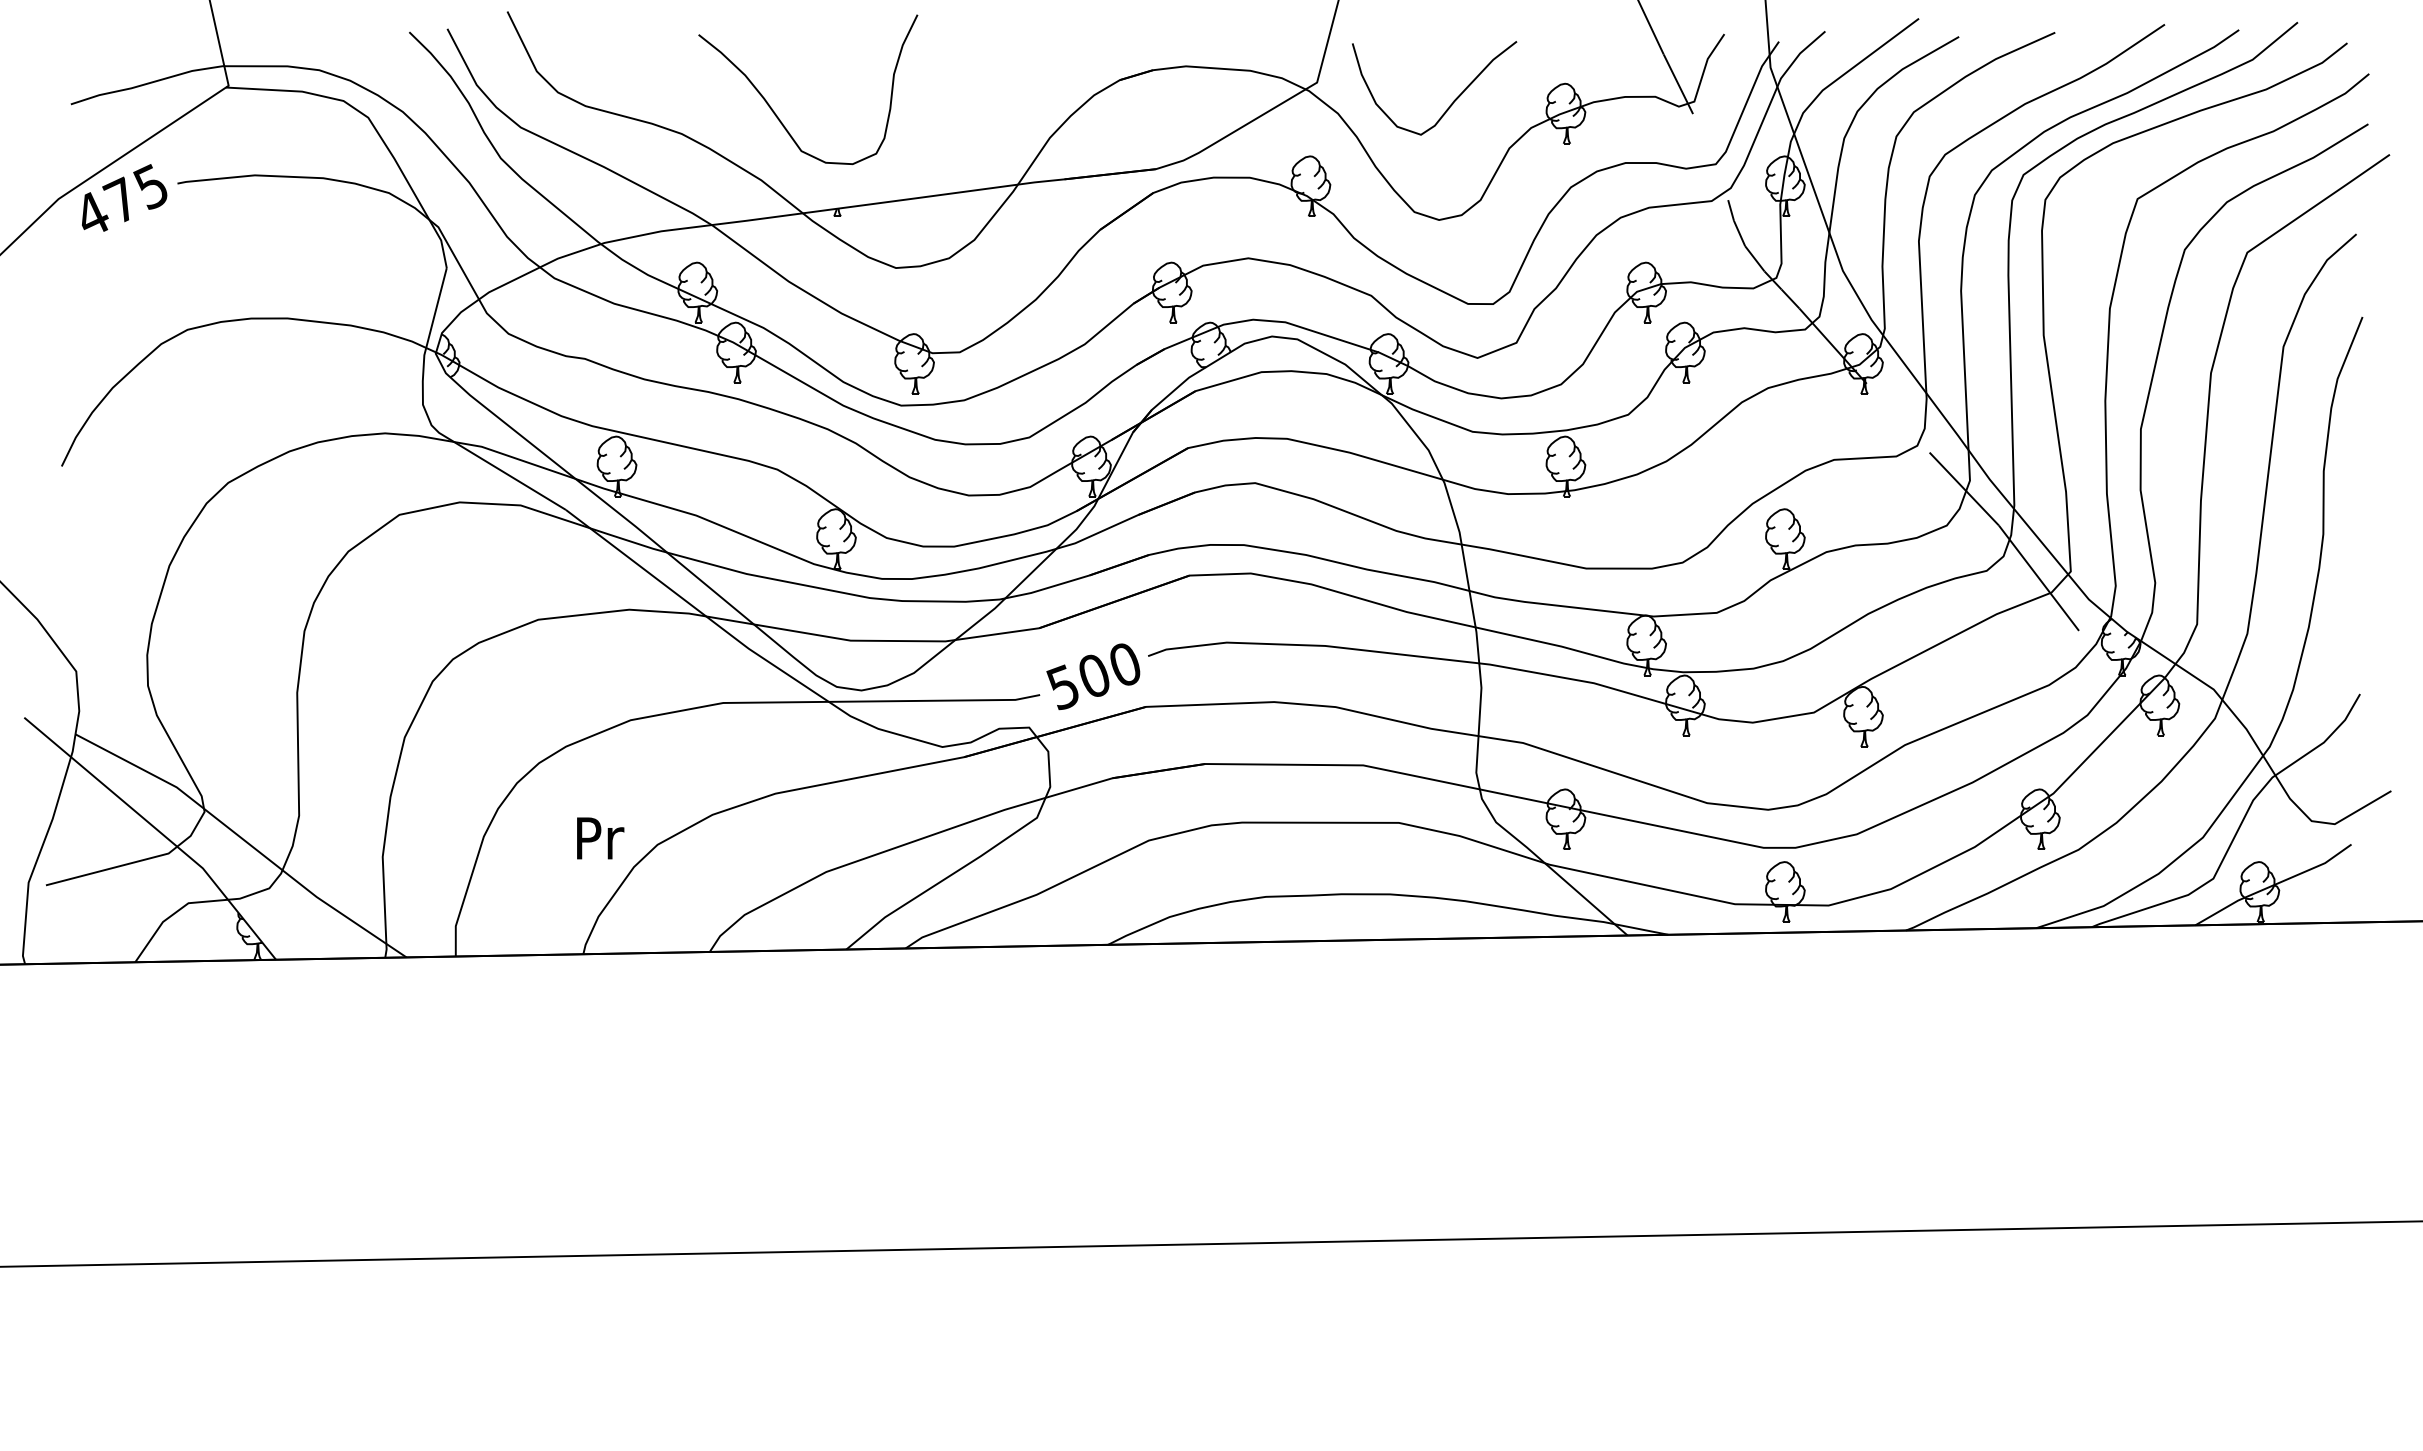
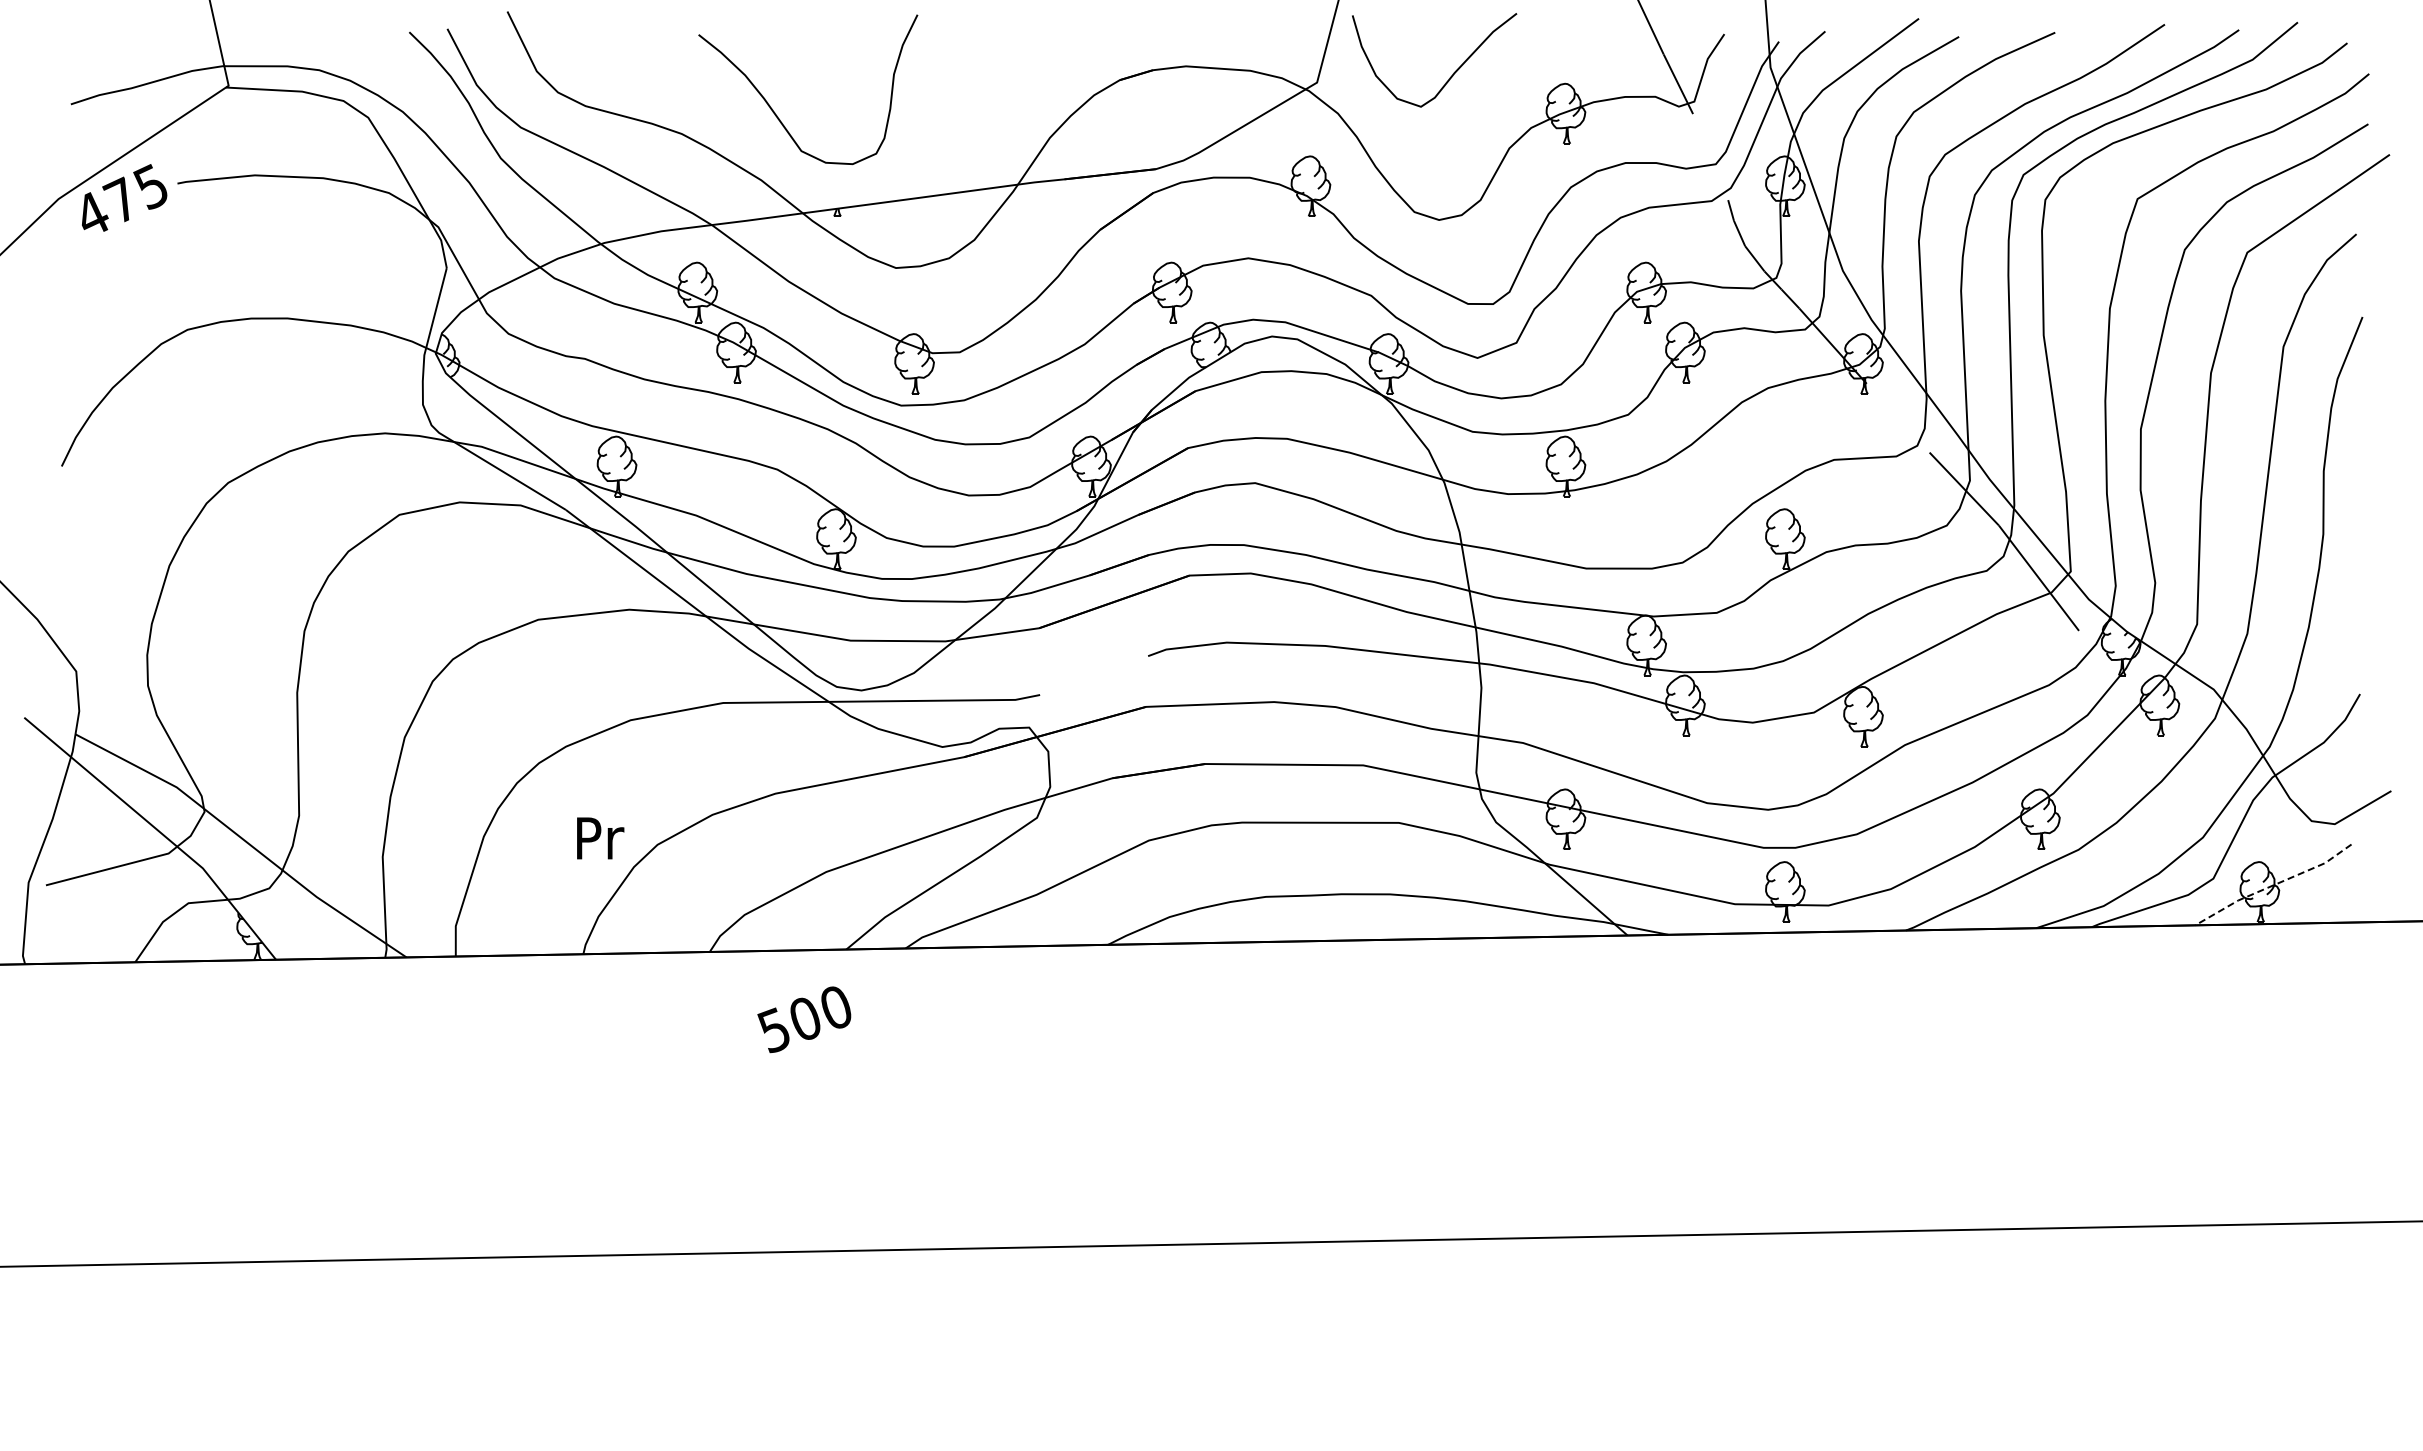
curve position: (1453, 100) -> (1453, 72) (1453, 72)
text position: (1093, 676) -> (804, 1019) (804, 1019)
line: solid -> dashed (2273, 885)
